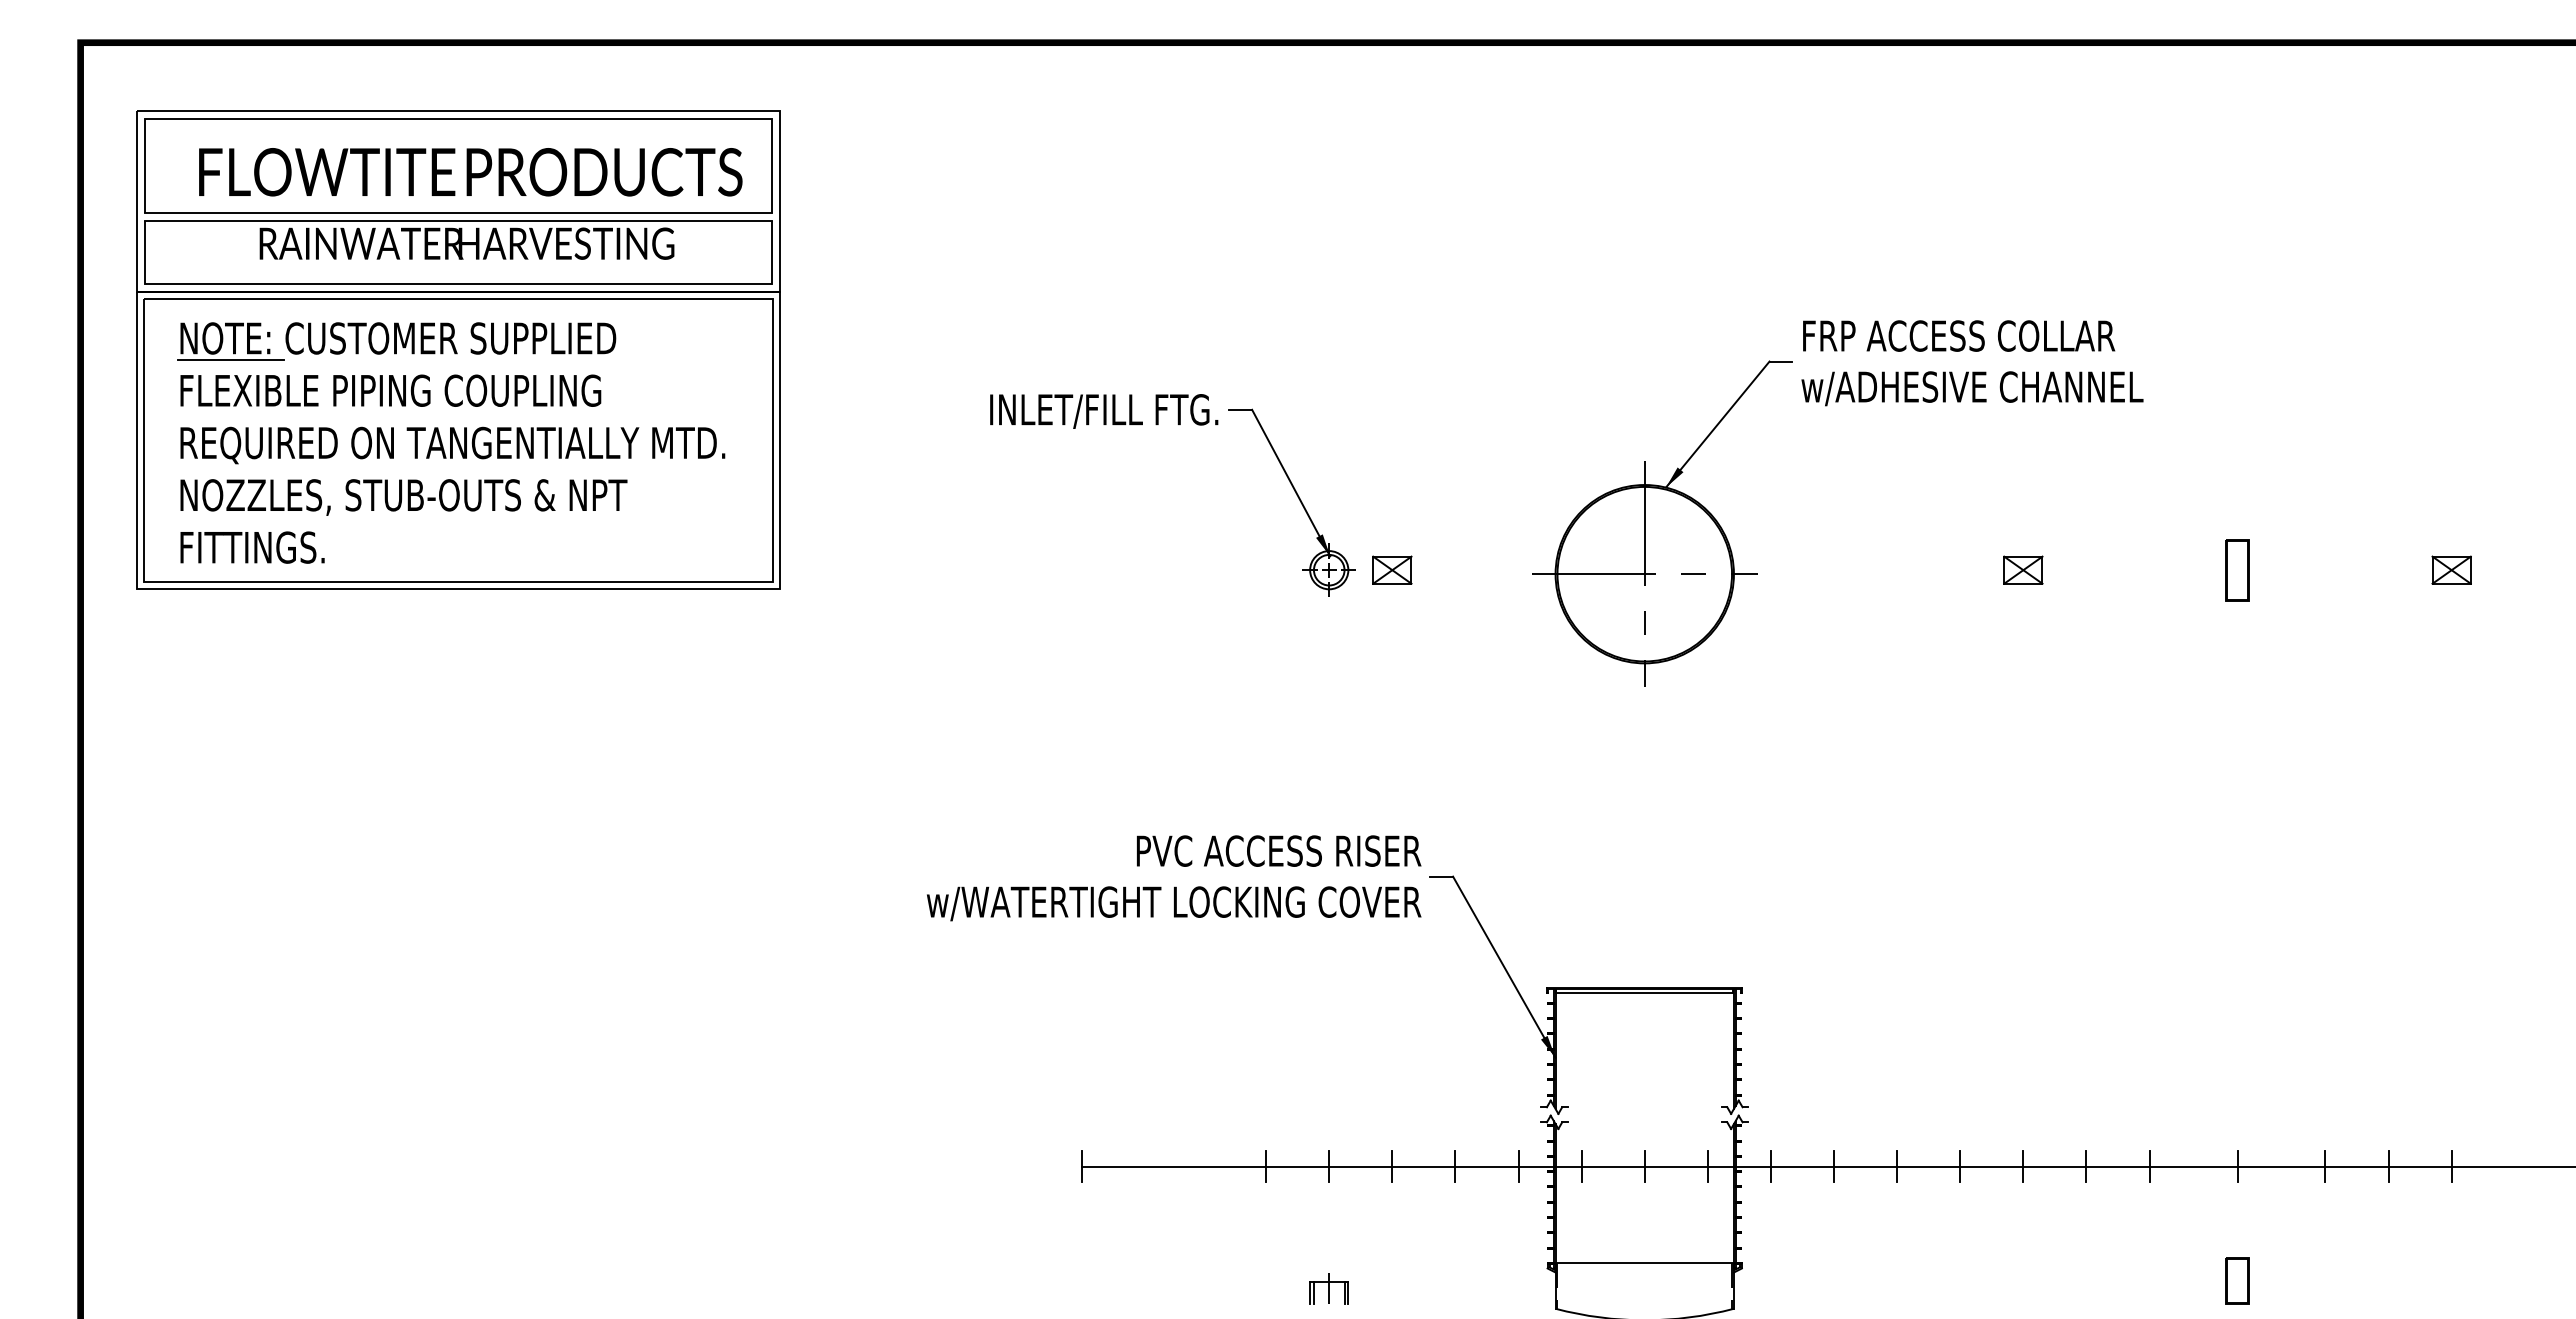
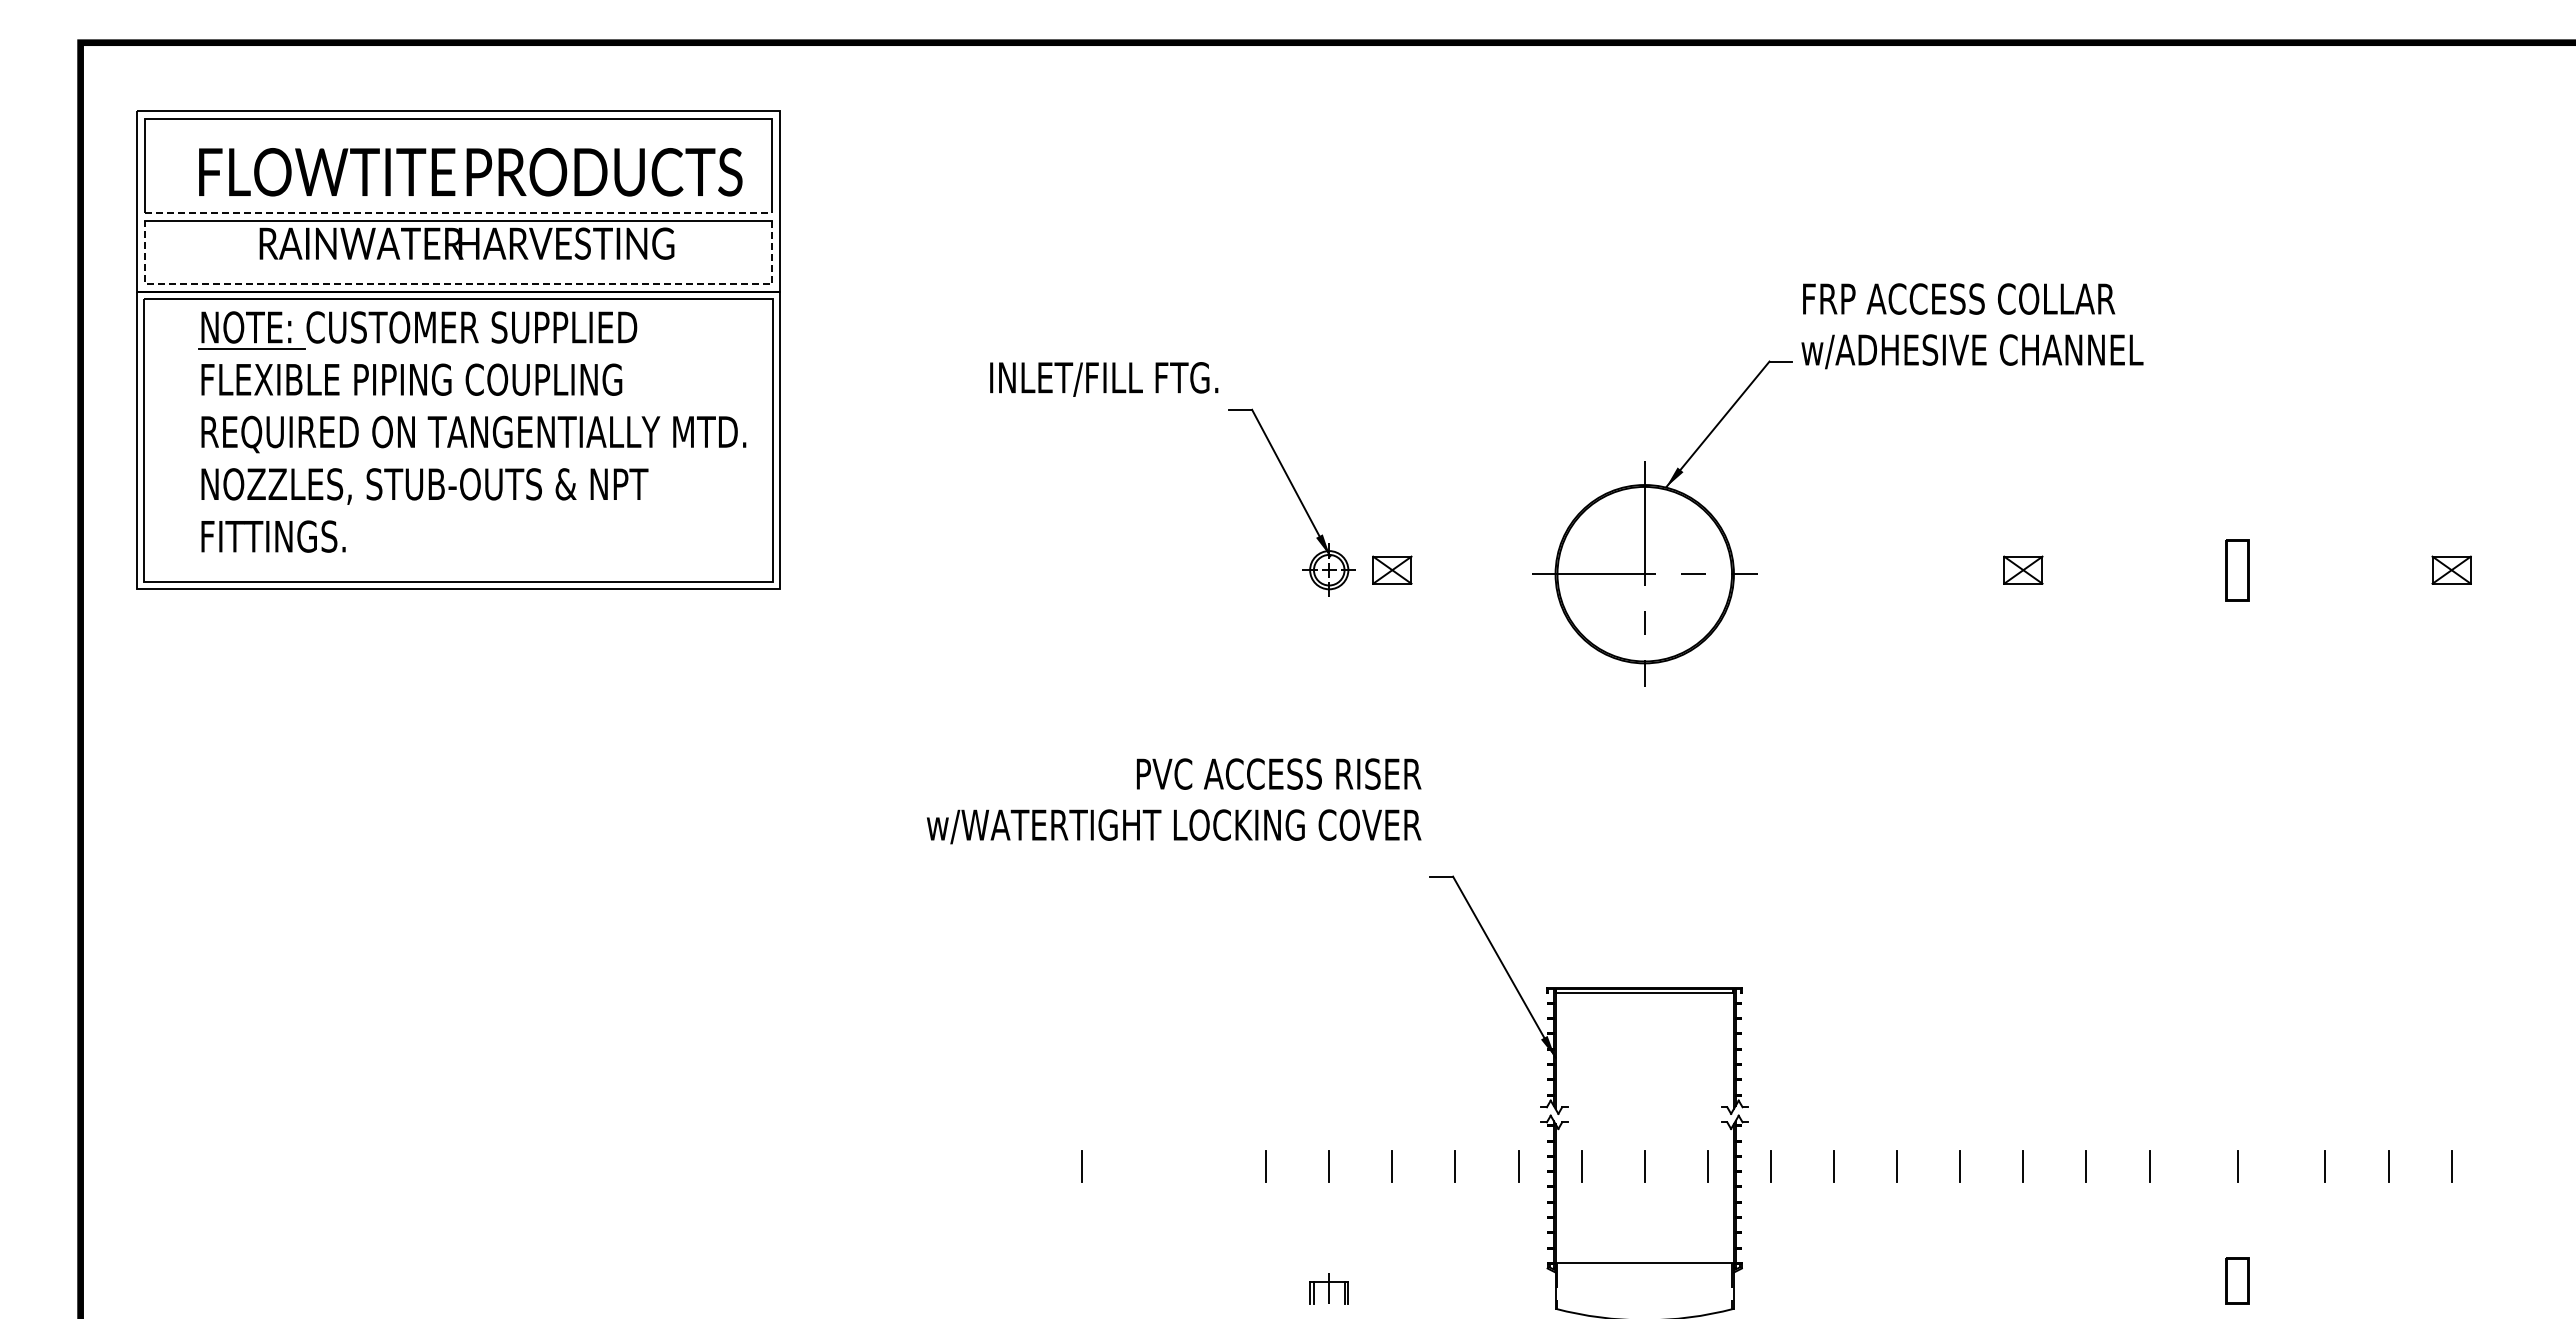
line: solid -> dashed (458, 212)
line: solid -> dashed (458, 284)
text position: (1972, 363) -> (1972, 326) (1972, 326)
text position: (1104, 411) -> (1104, 379) (1104, 379)
part position: (451, 442) -> (472, 431) (472, 431)
text position: (1174, 878) -> (1174, 801) (1174, 801)
line: present -> none (1826, 1167)
